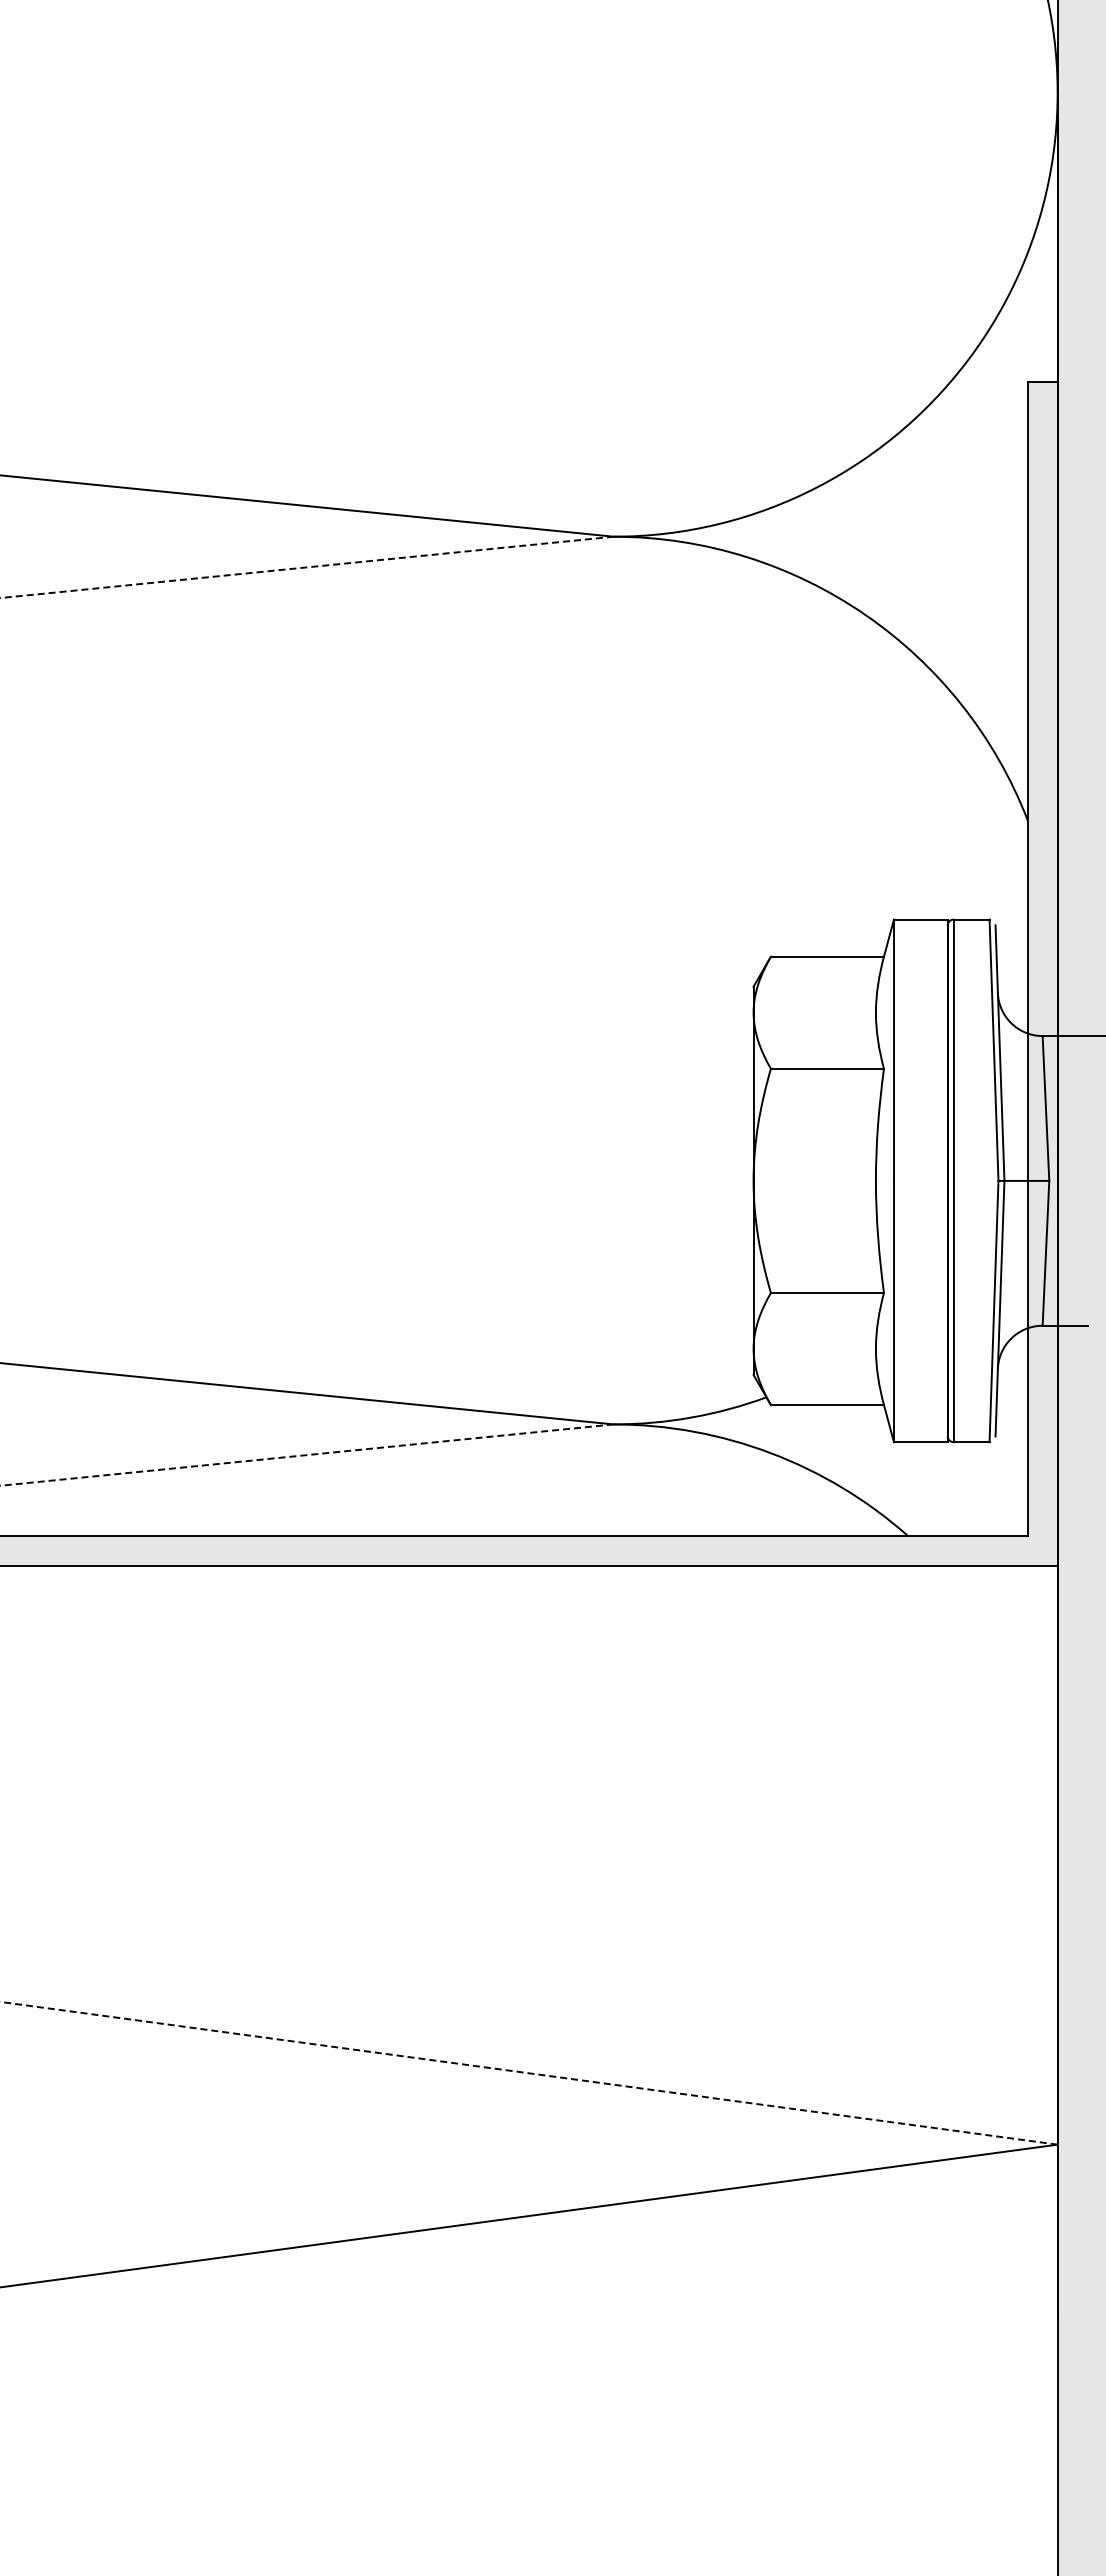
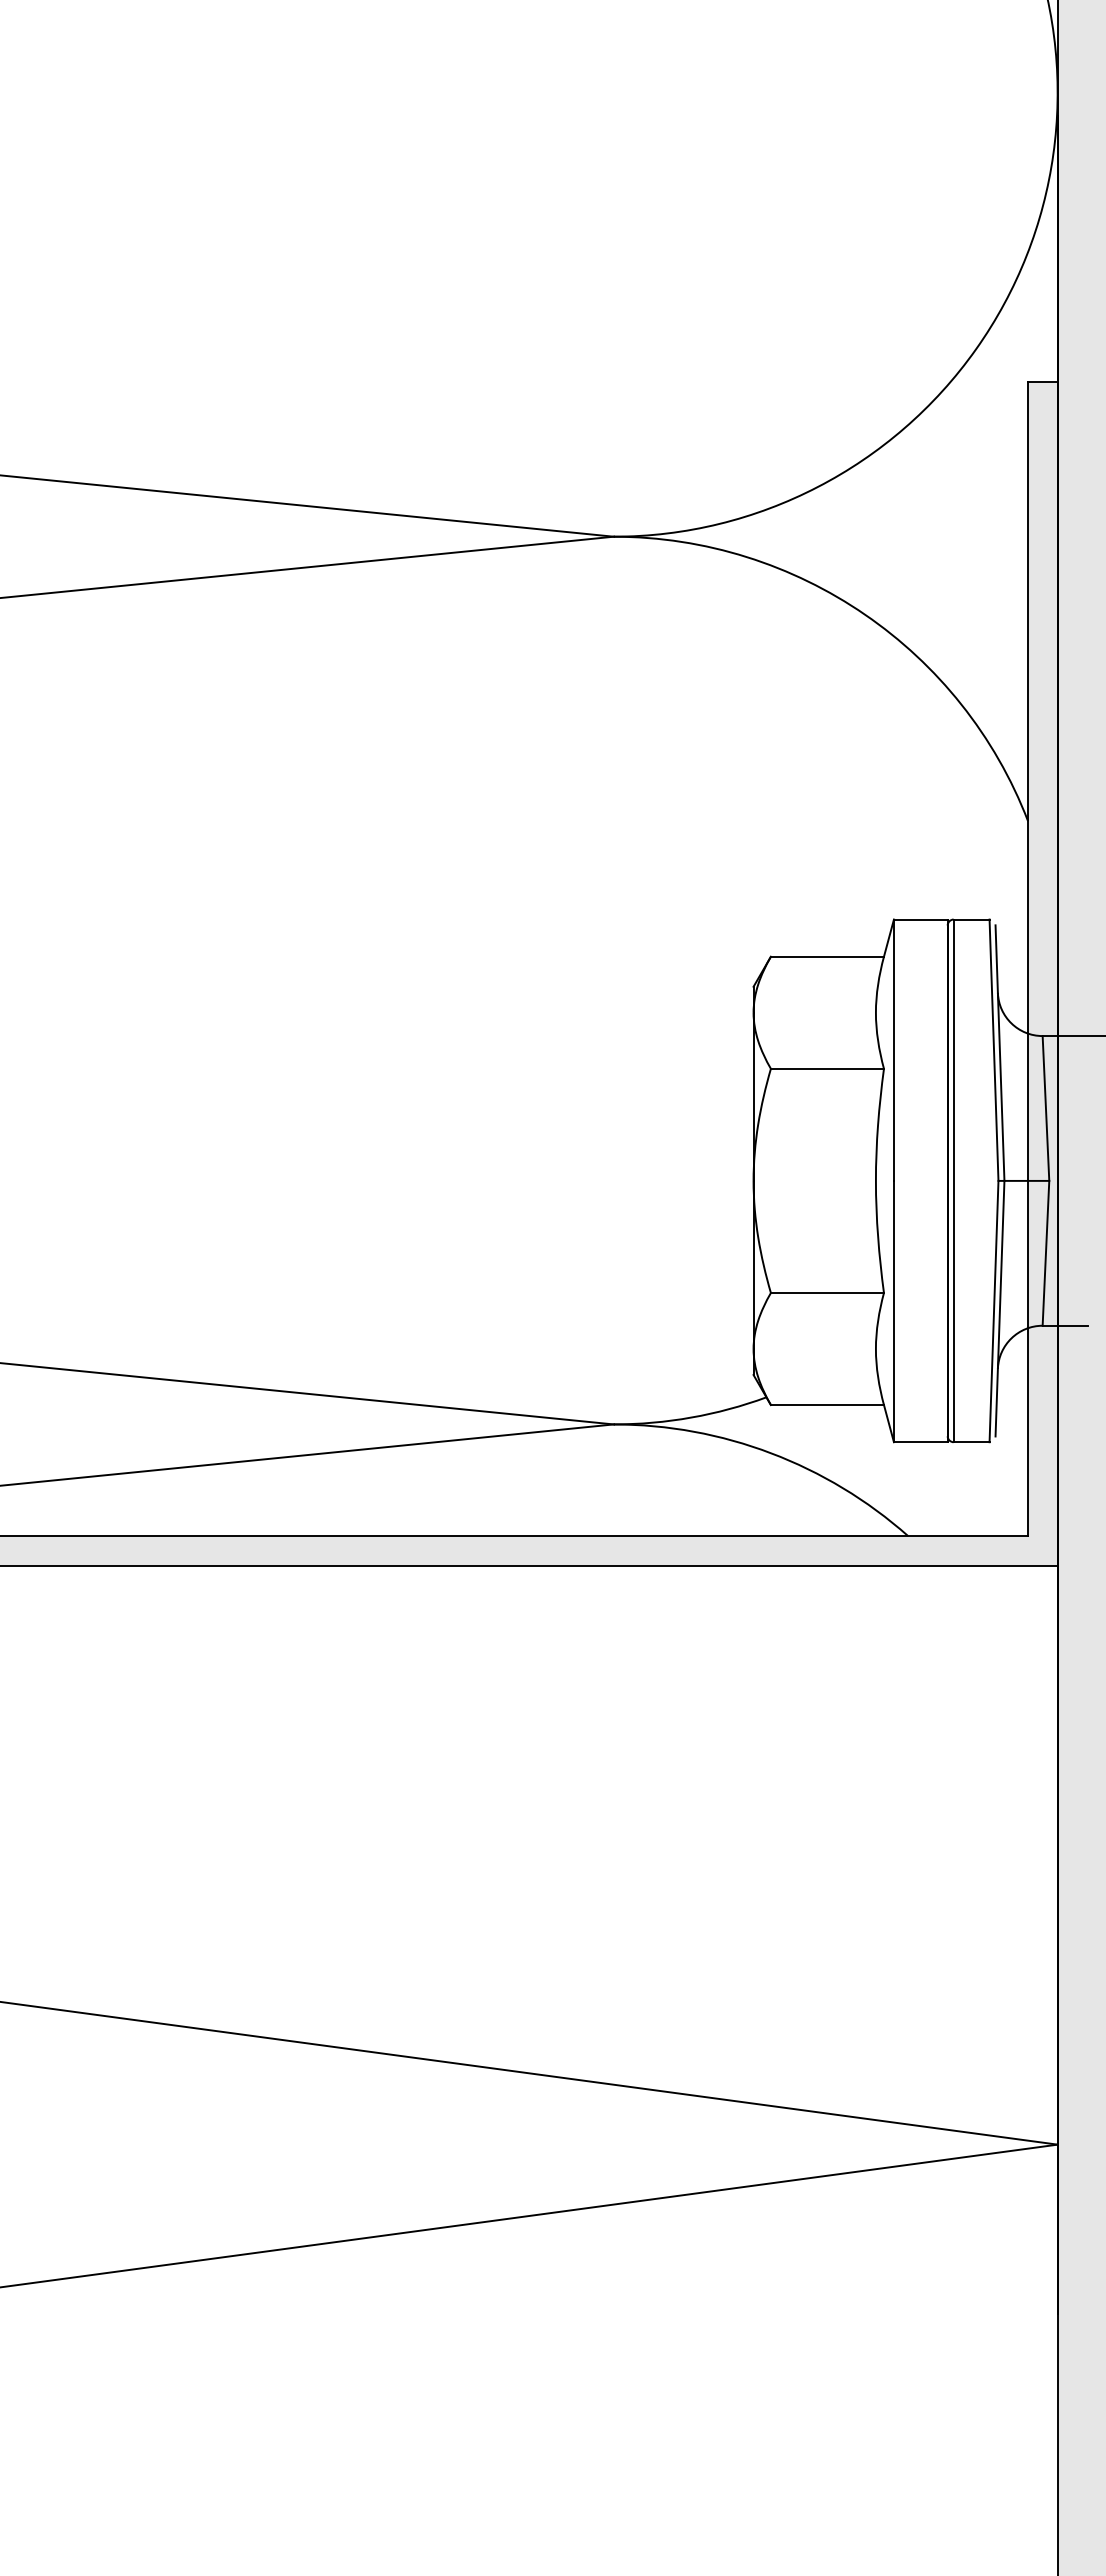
line: dashed -> solid (307, 567)
line: dashed -> solid (306, 1455)
line: dashed -> solid (528, 2073)
